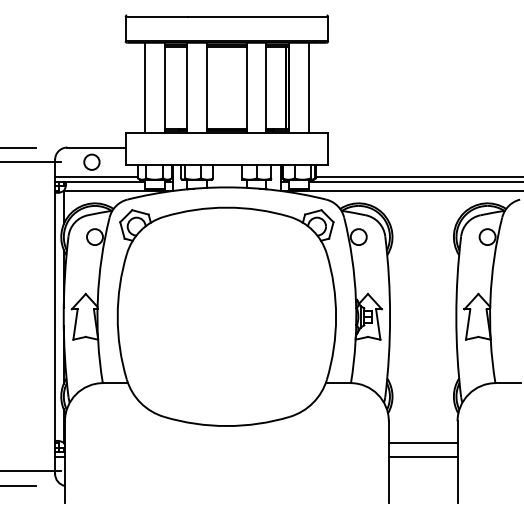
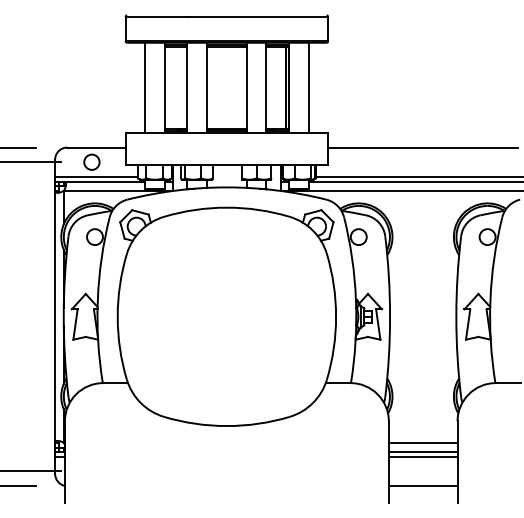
line: none -> present (423, 147)
line: none -> present (422, 451)
line: none -> present (422, 486)
